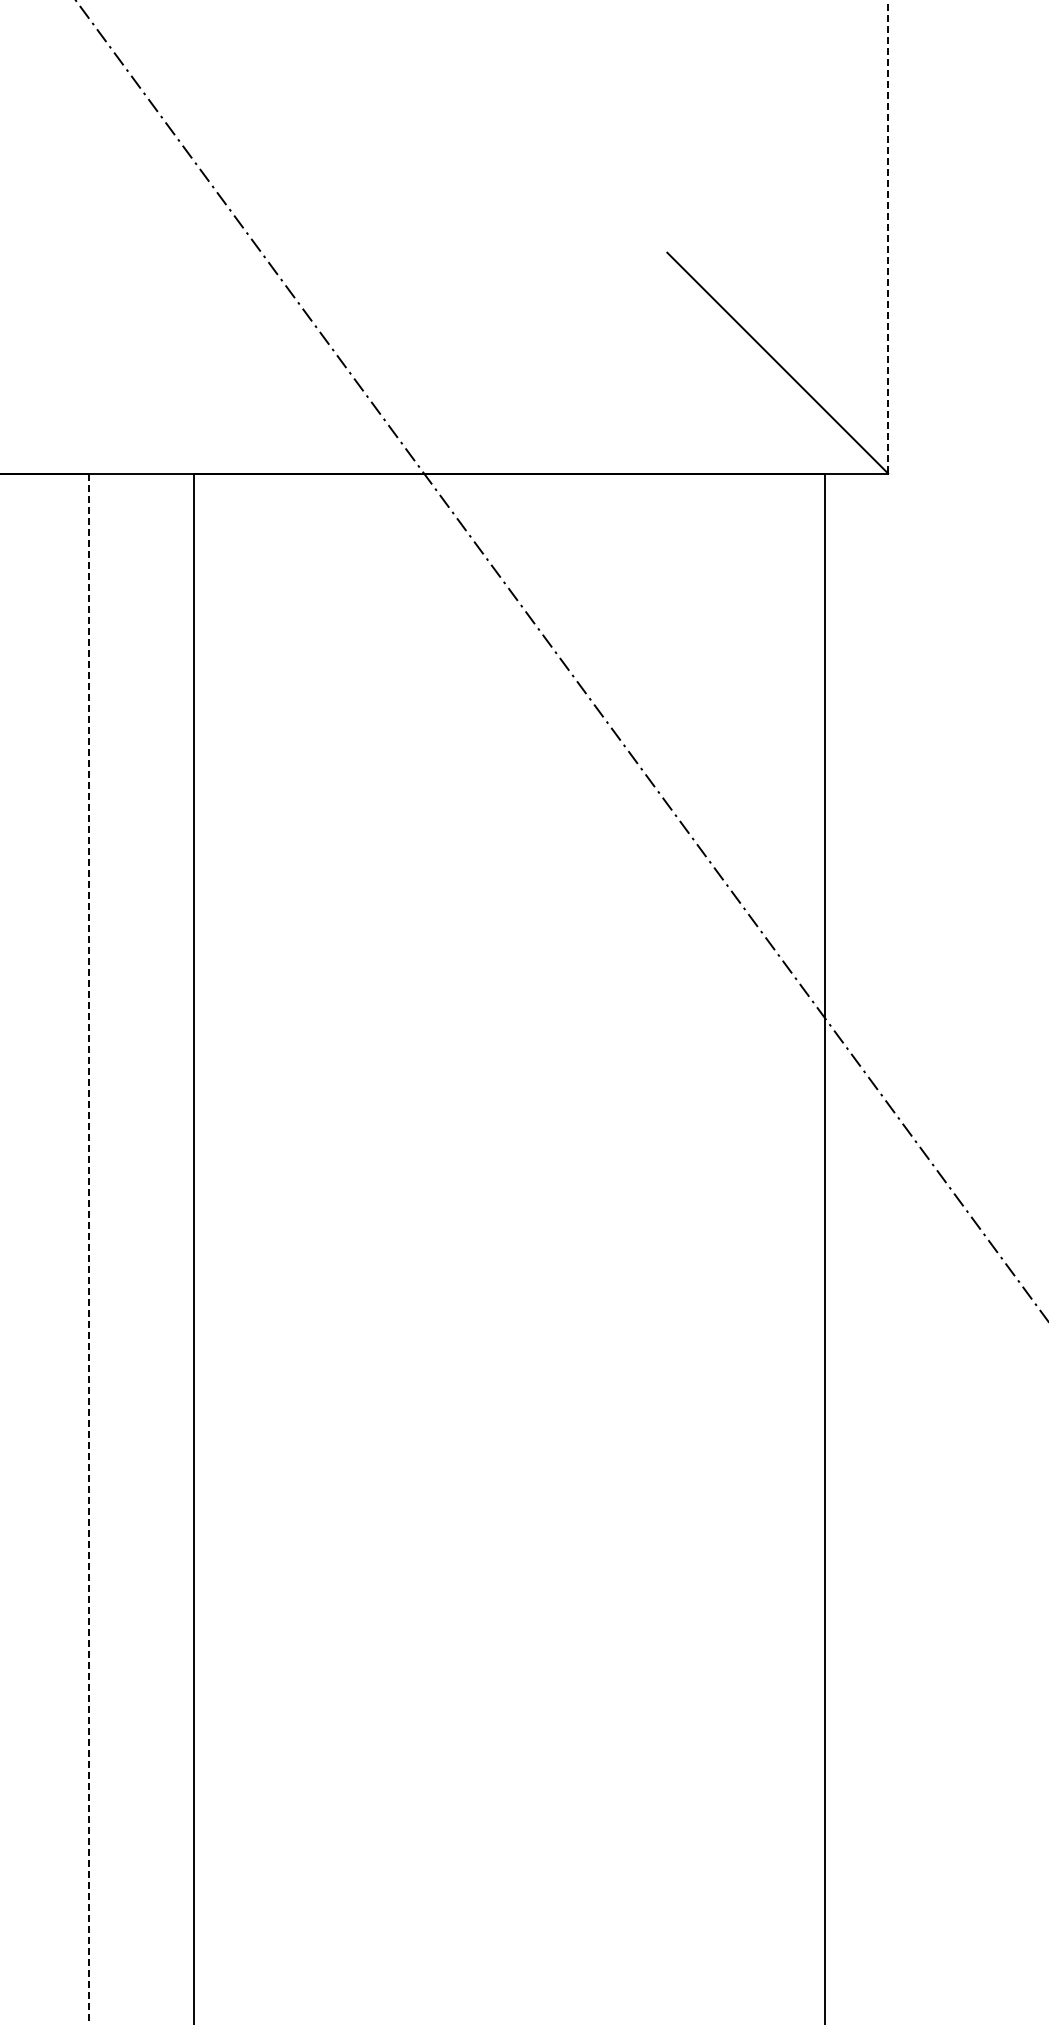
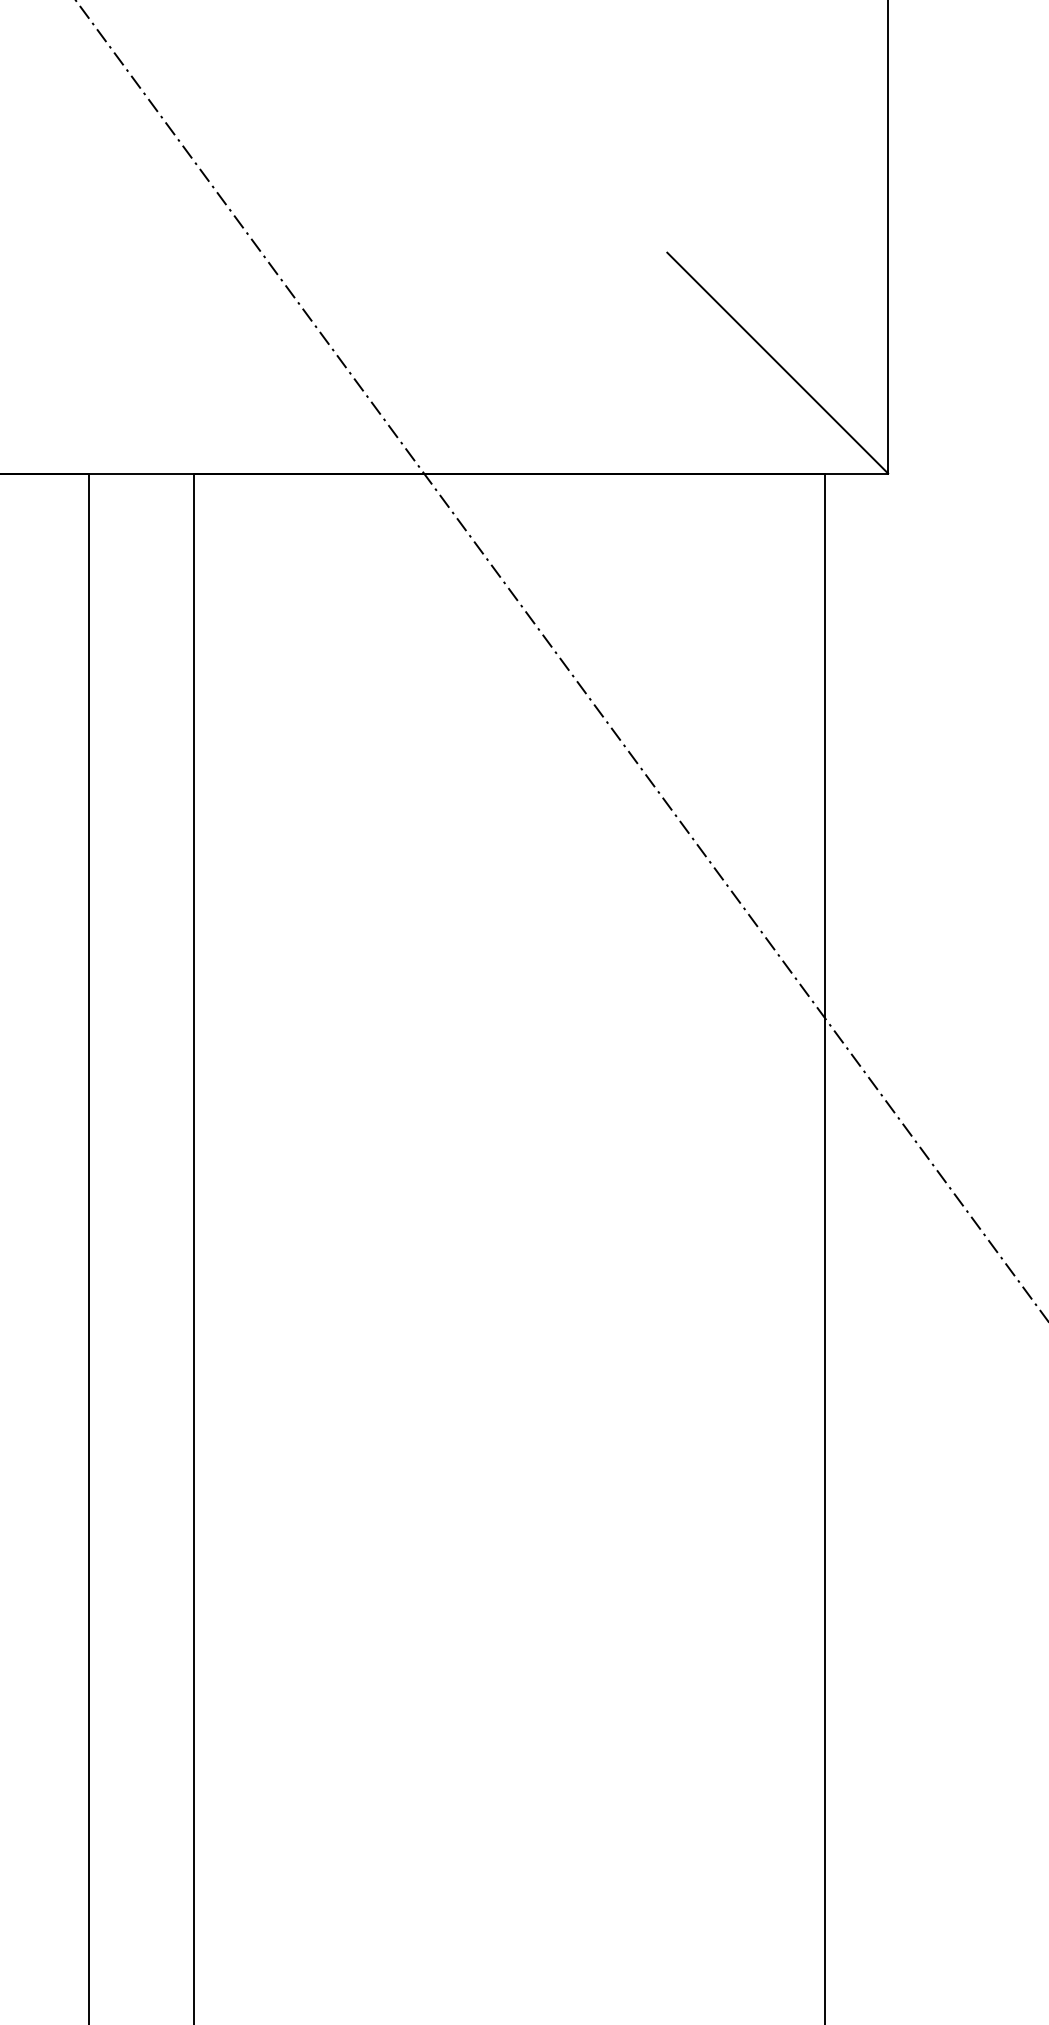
line: dashed -> solid (888, 237)
line: dashed -> solid (89, 1249)
